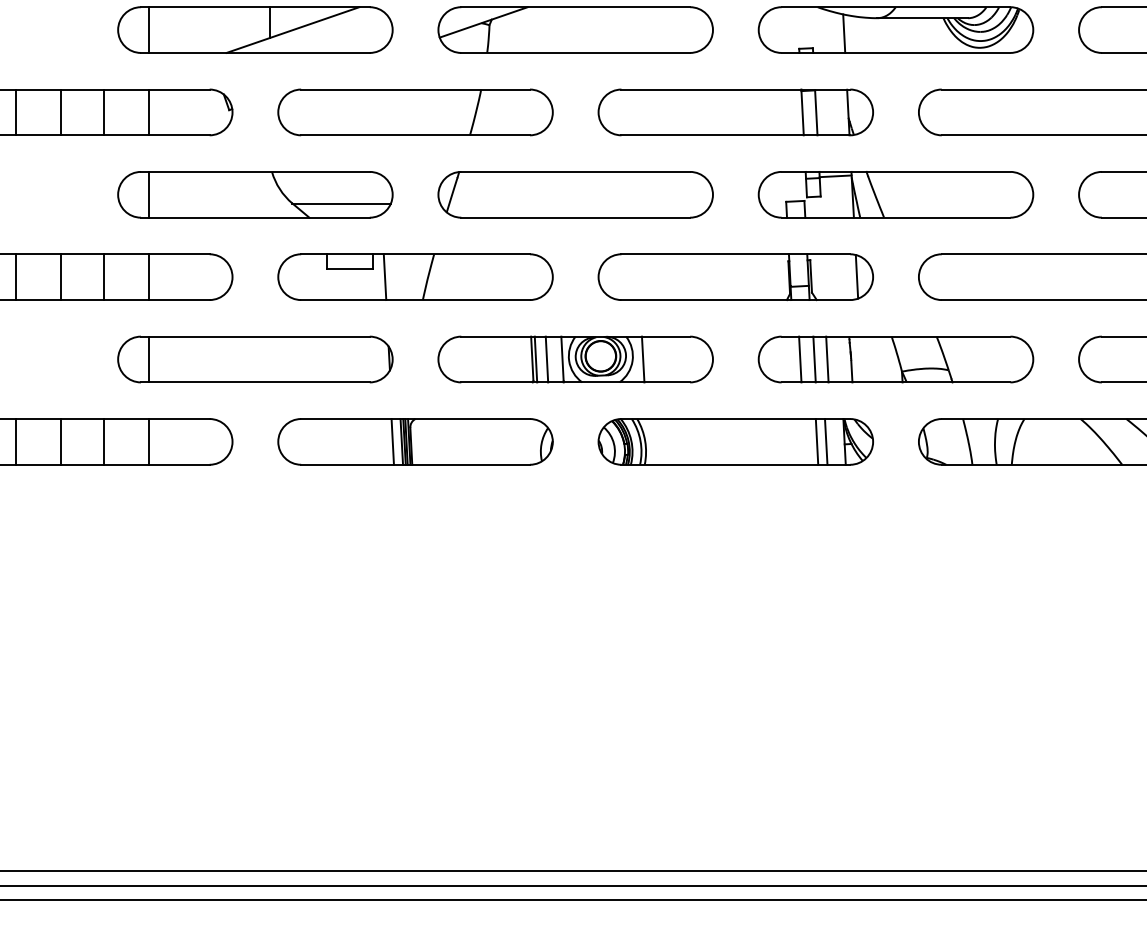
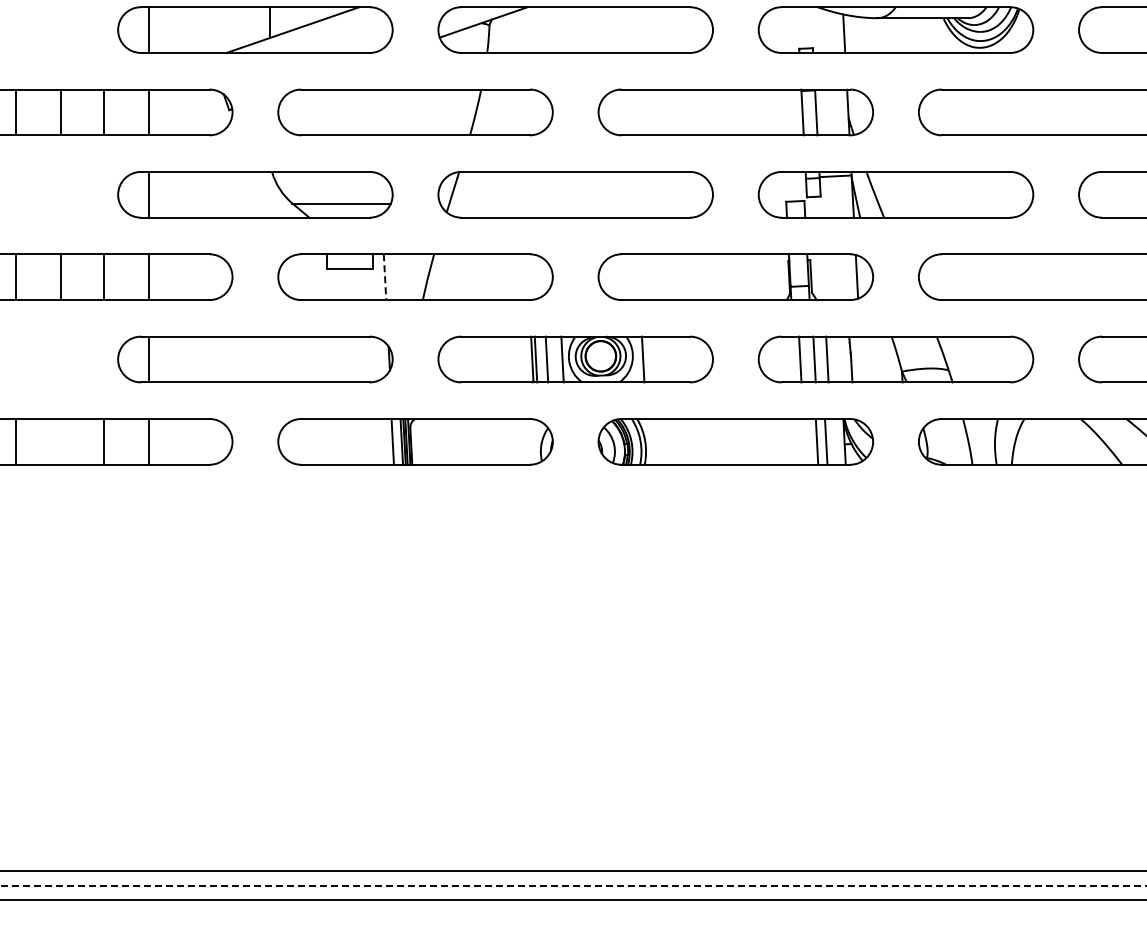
line: solid -> dashed (385, 277)
line: present -> none (61, 441)
line: solid -> dashed (573, 885)
